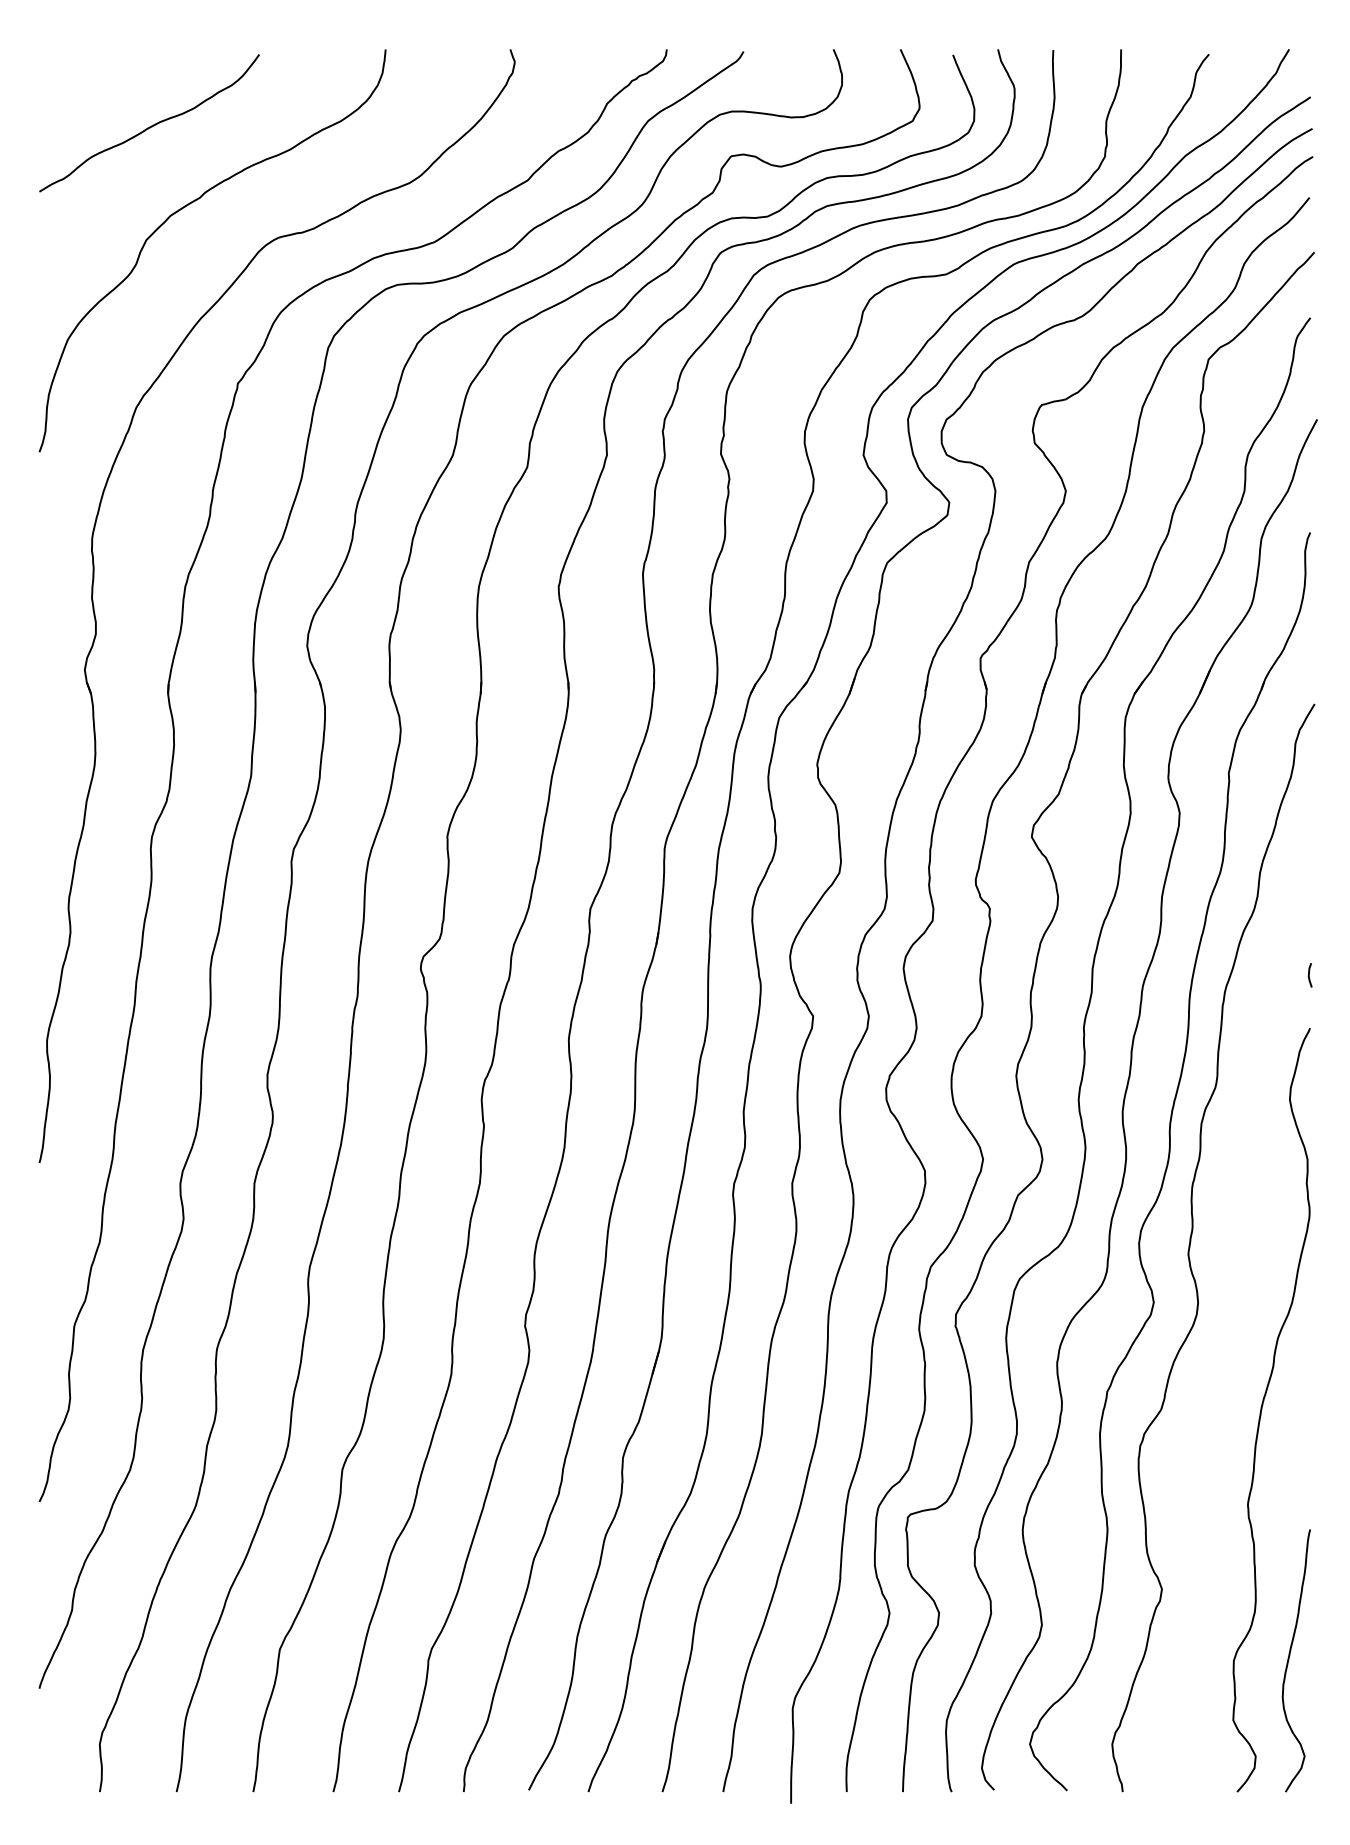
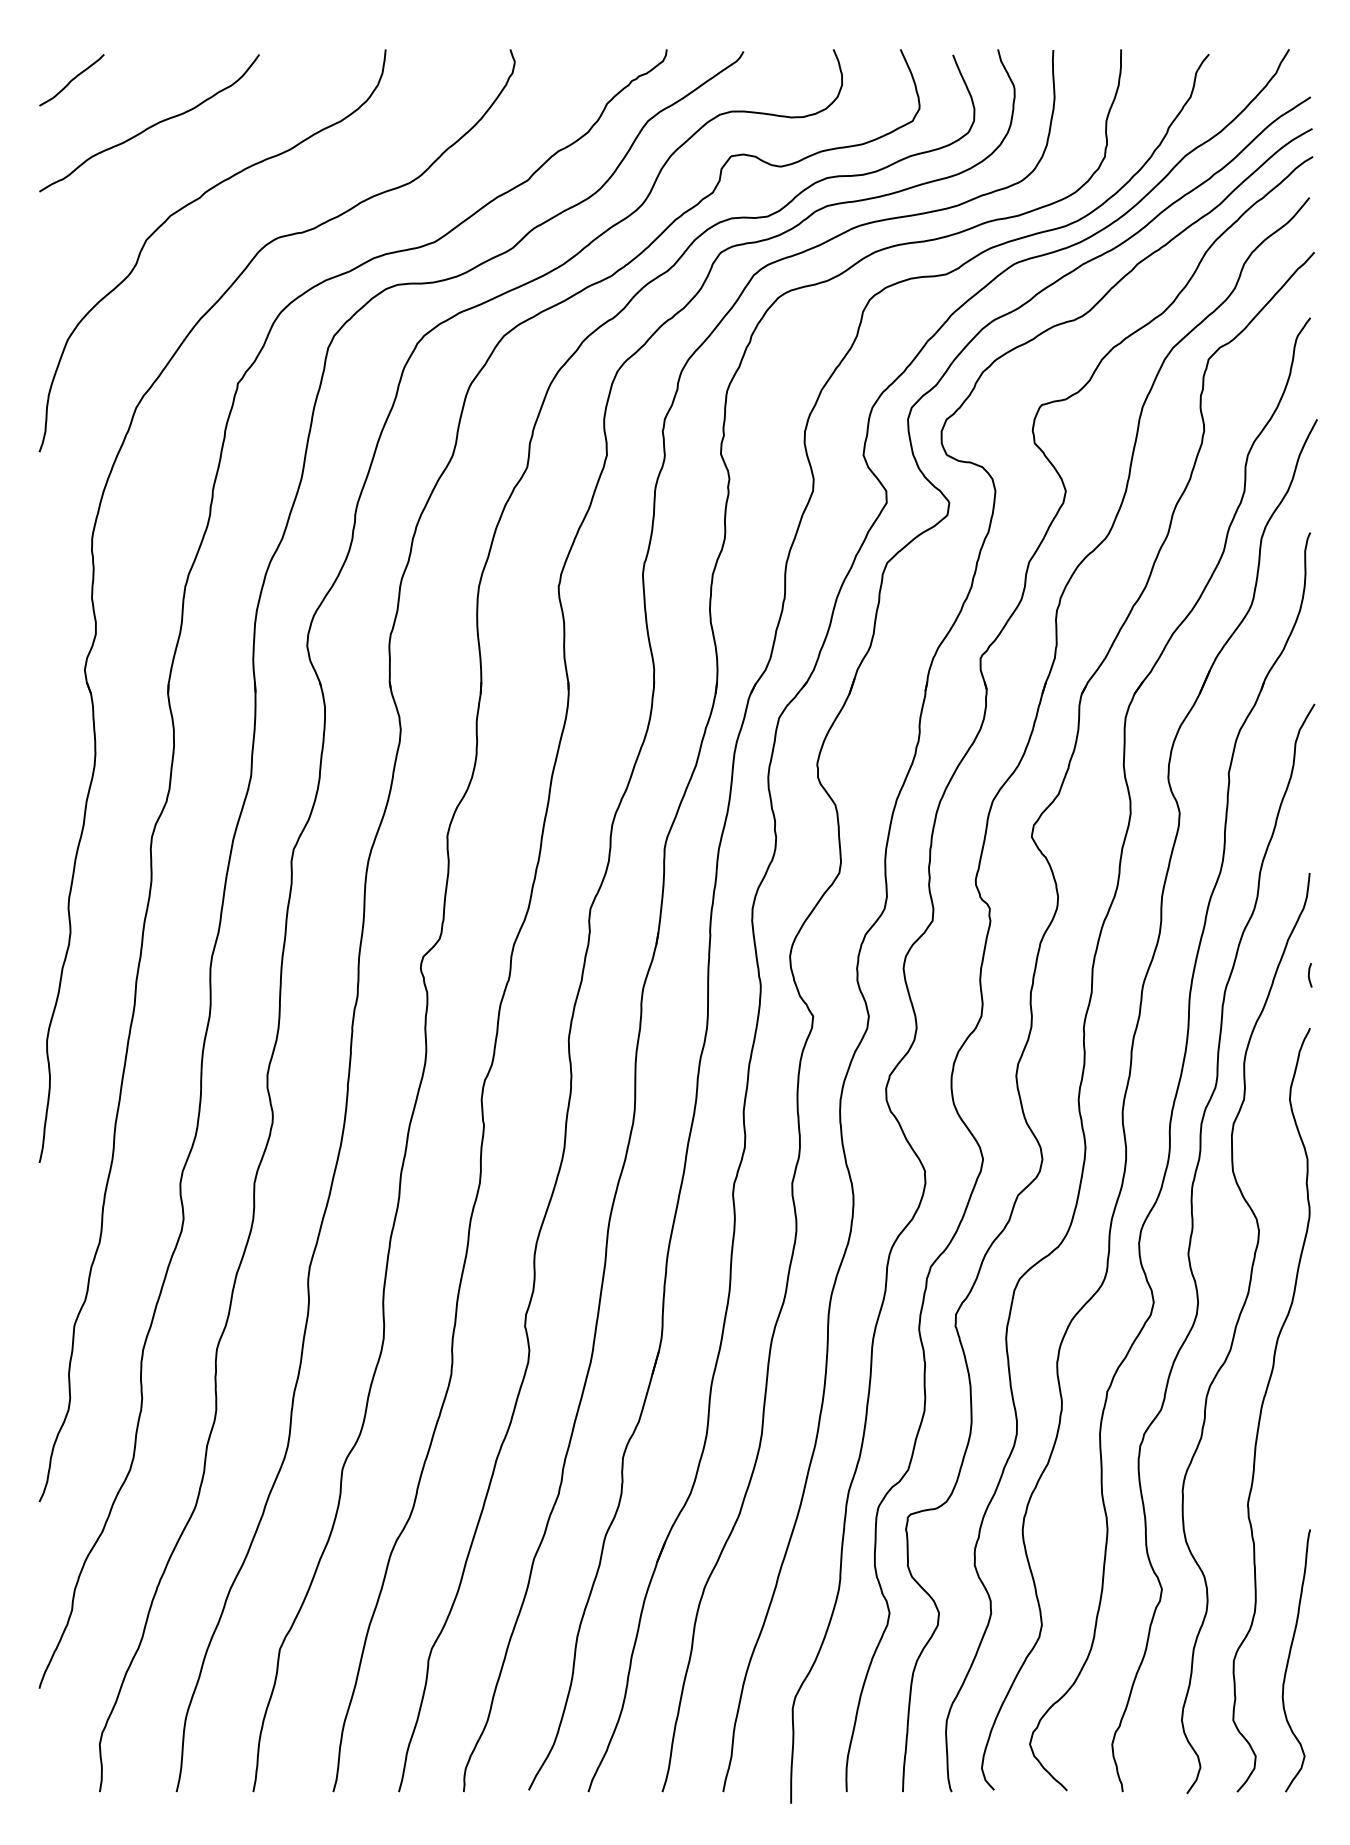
curve: none -> present (71, 80)
curve: none -> present (1236, 1329)
